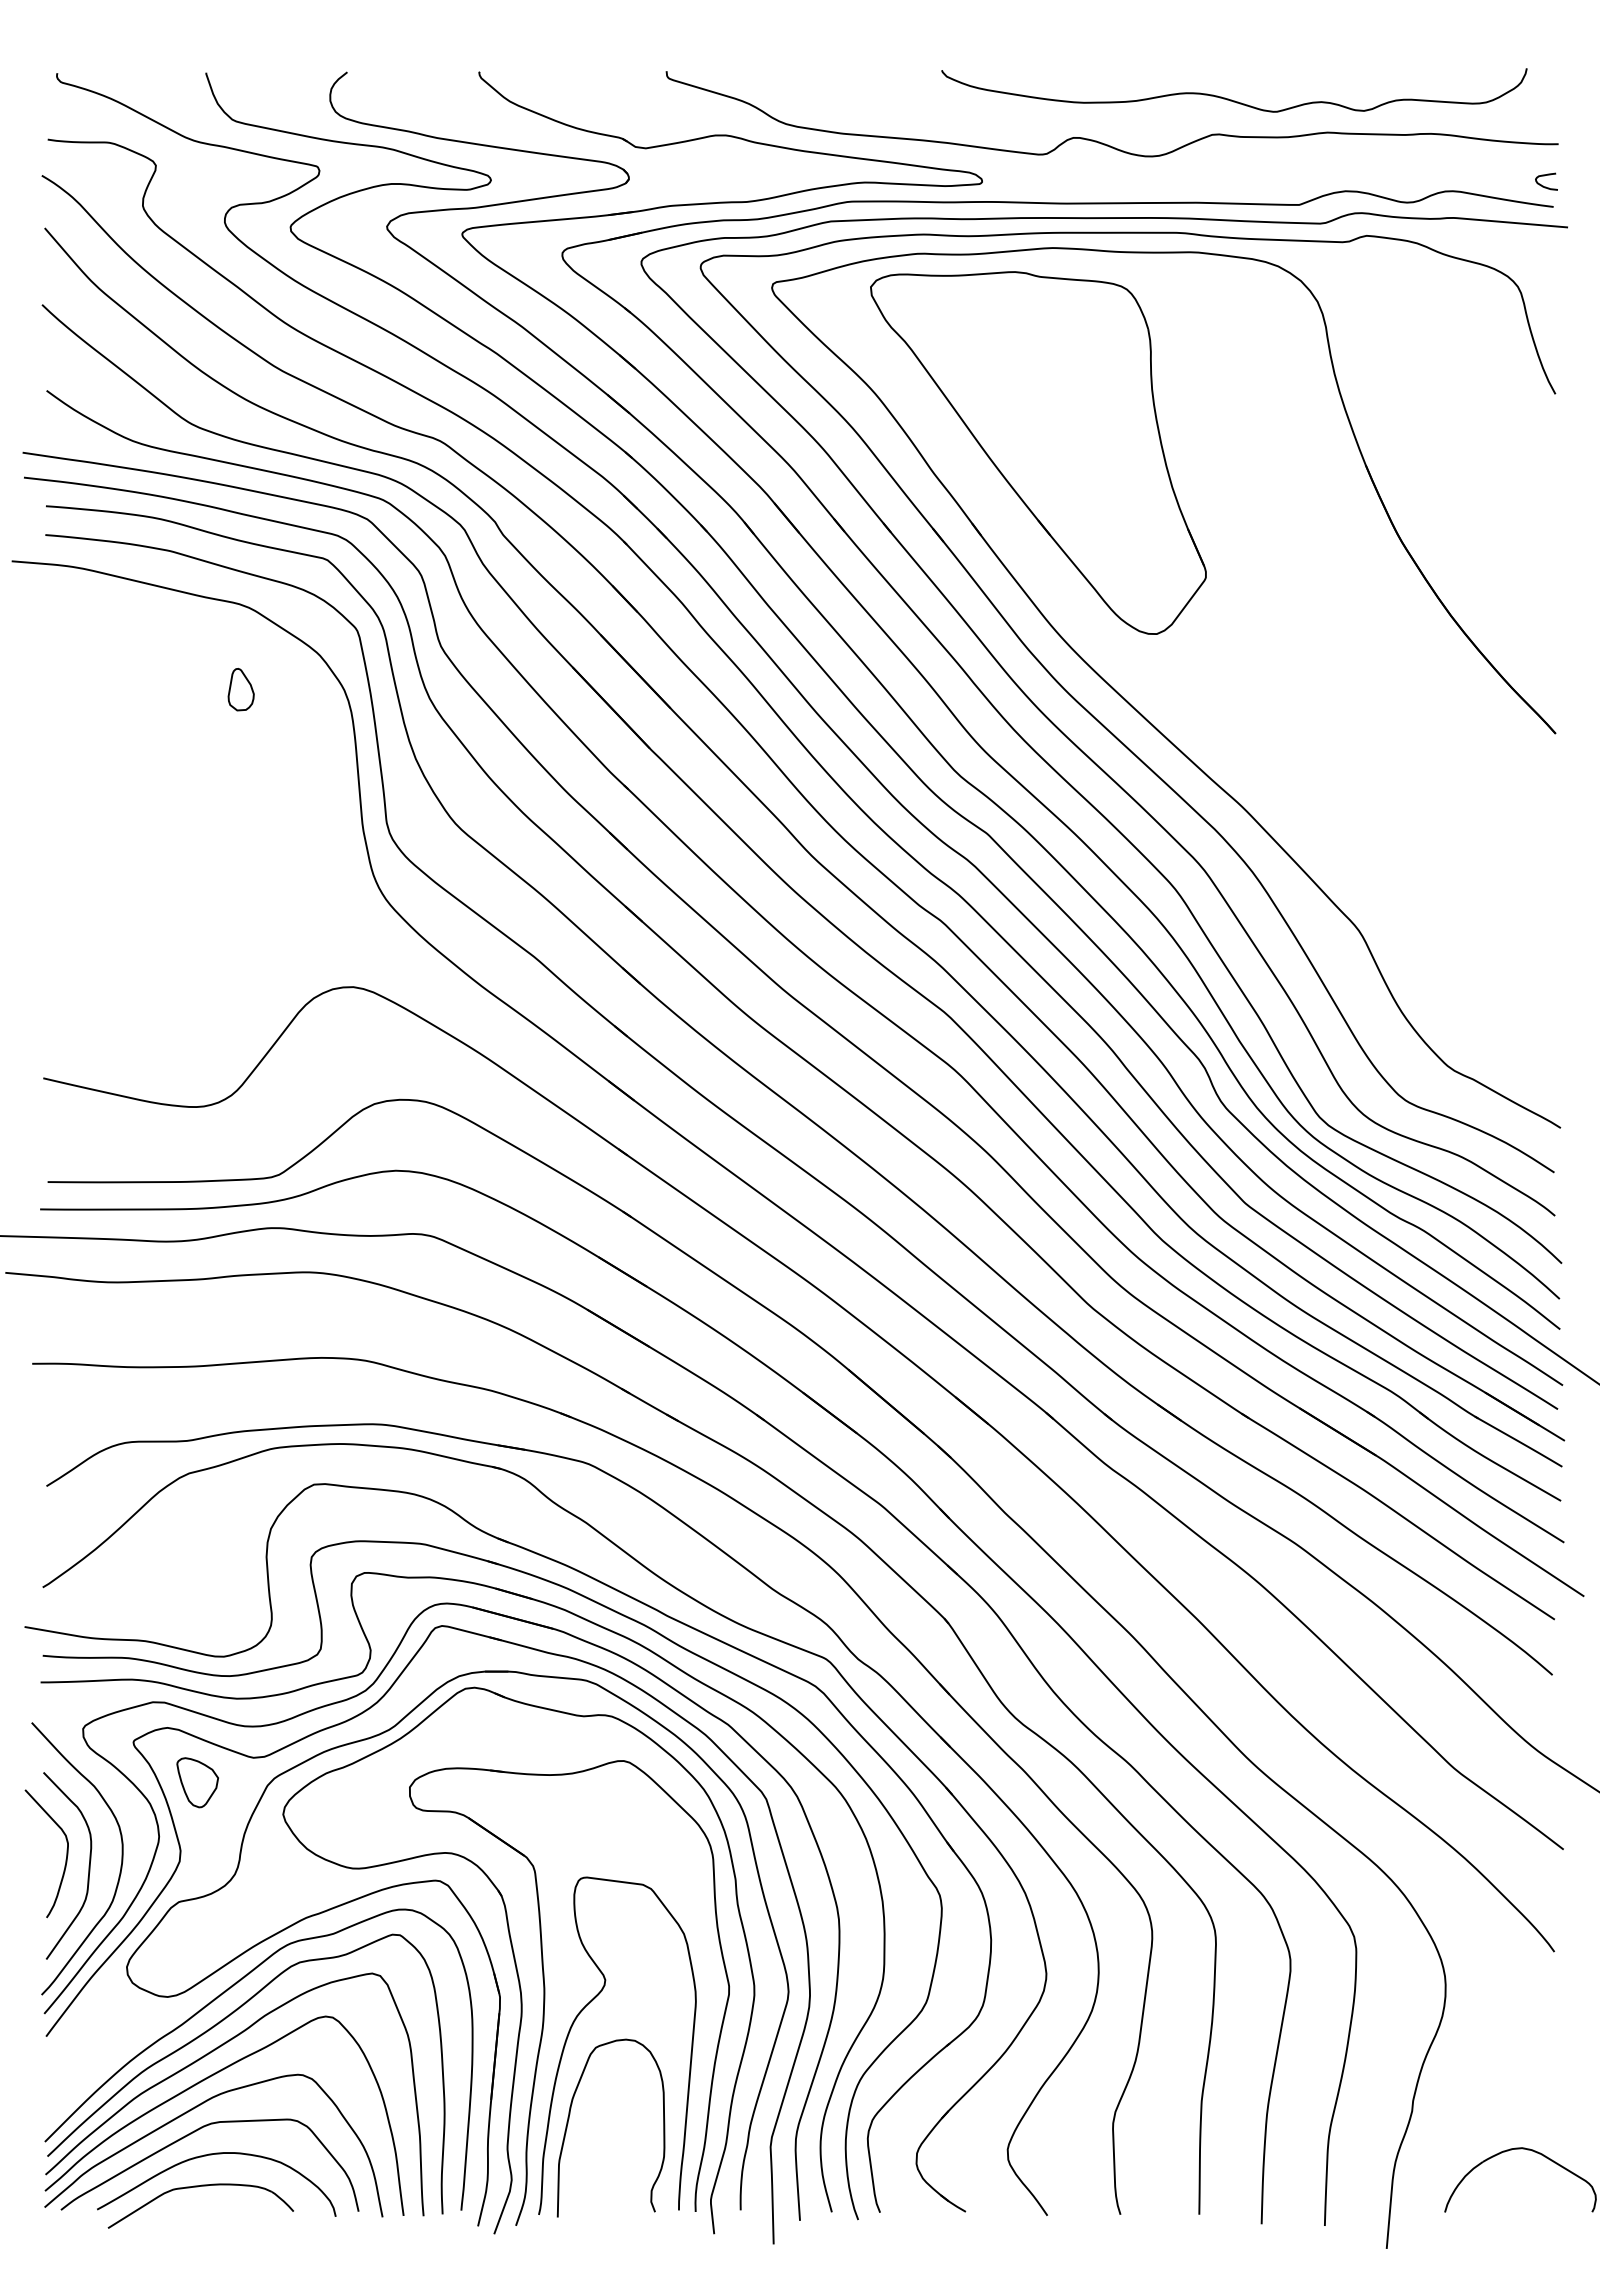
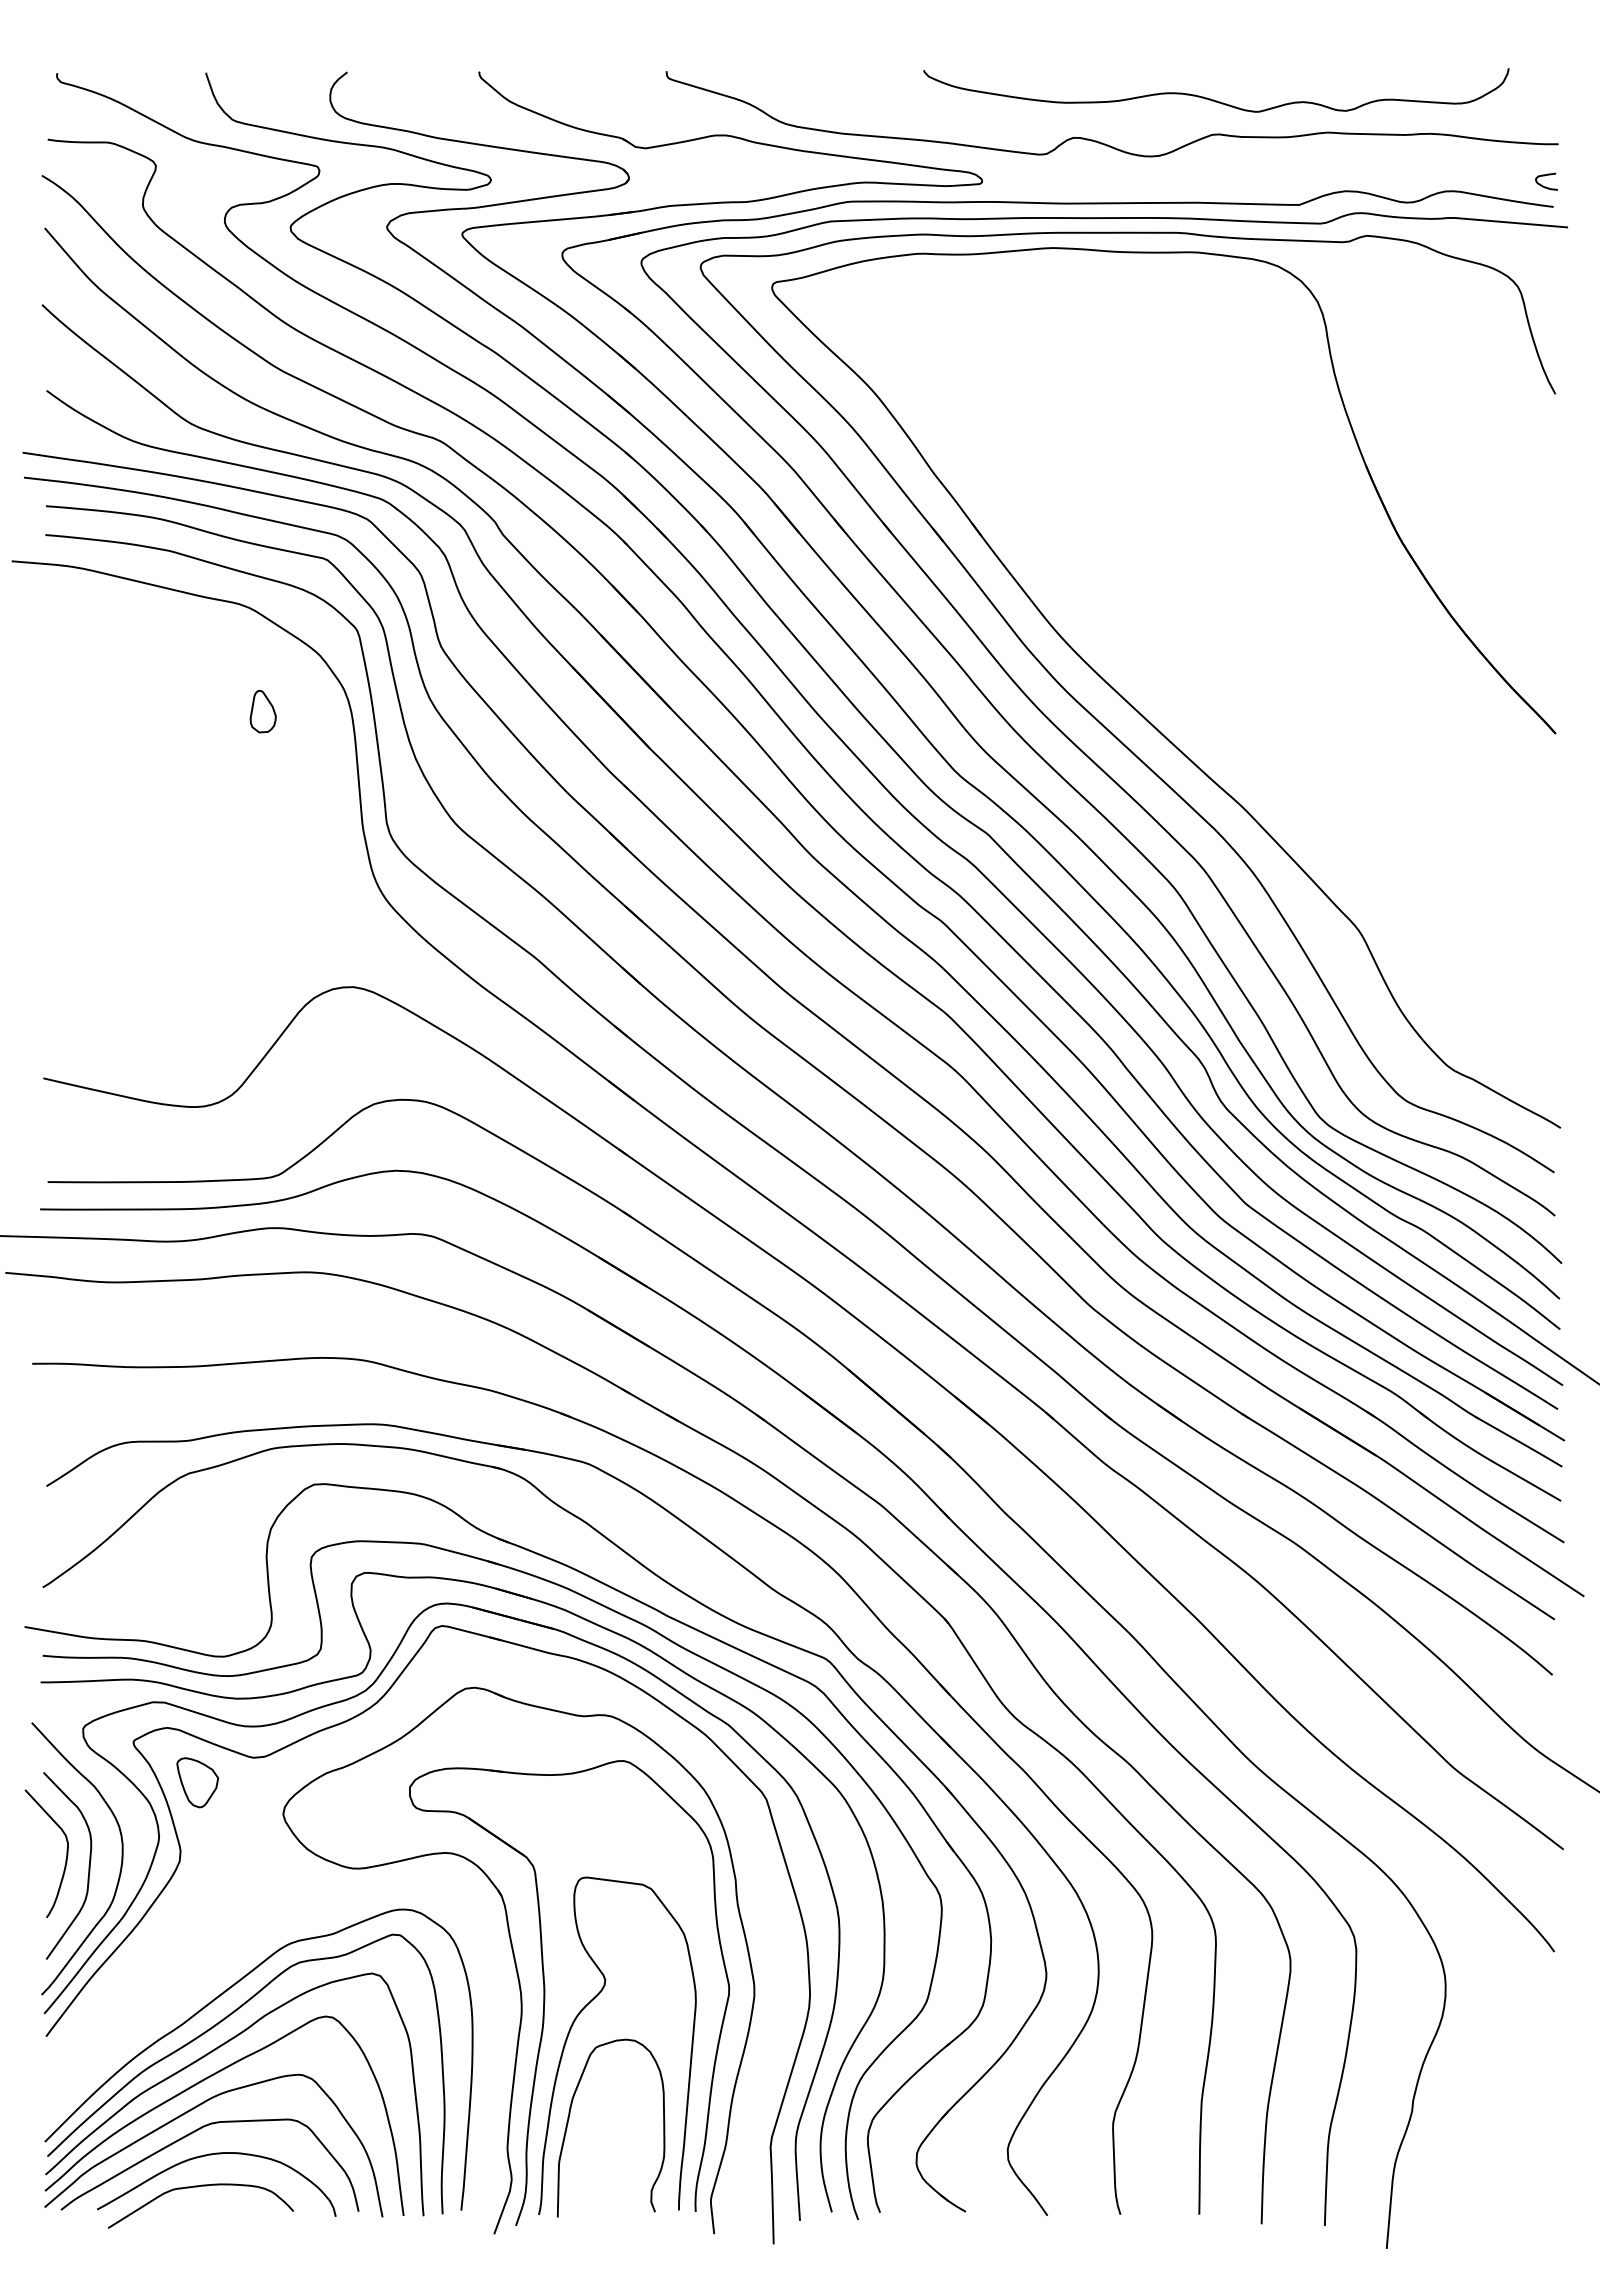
curve position: (1231, 99) -> (1213, 99) (1213, 99)
part: present -> none (1038, 452)
part position: (240, 689) -> (262, 711) (262, 711)
part: present -> none (480, 1937)
part: present -> none (1527, 2150)
